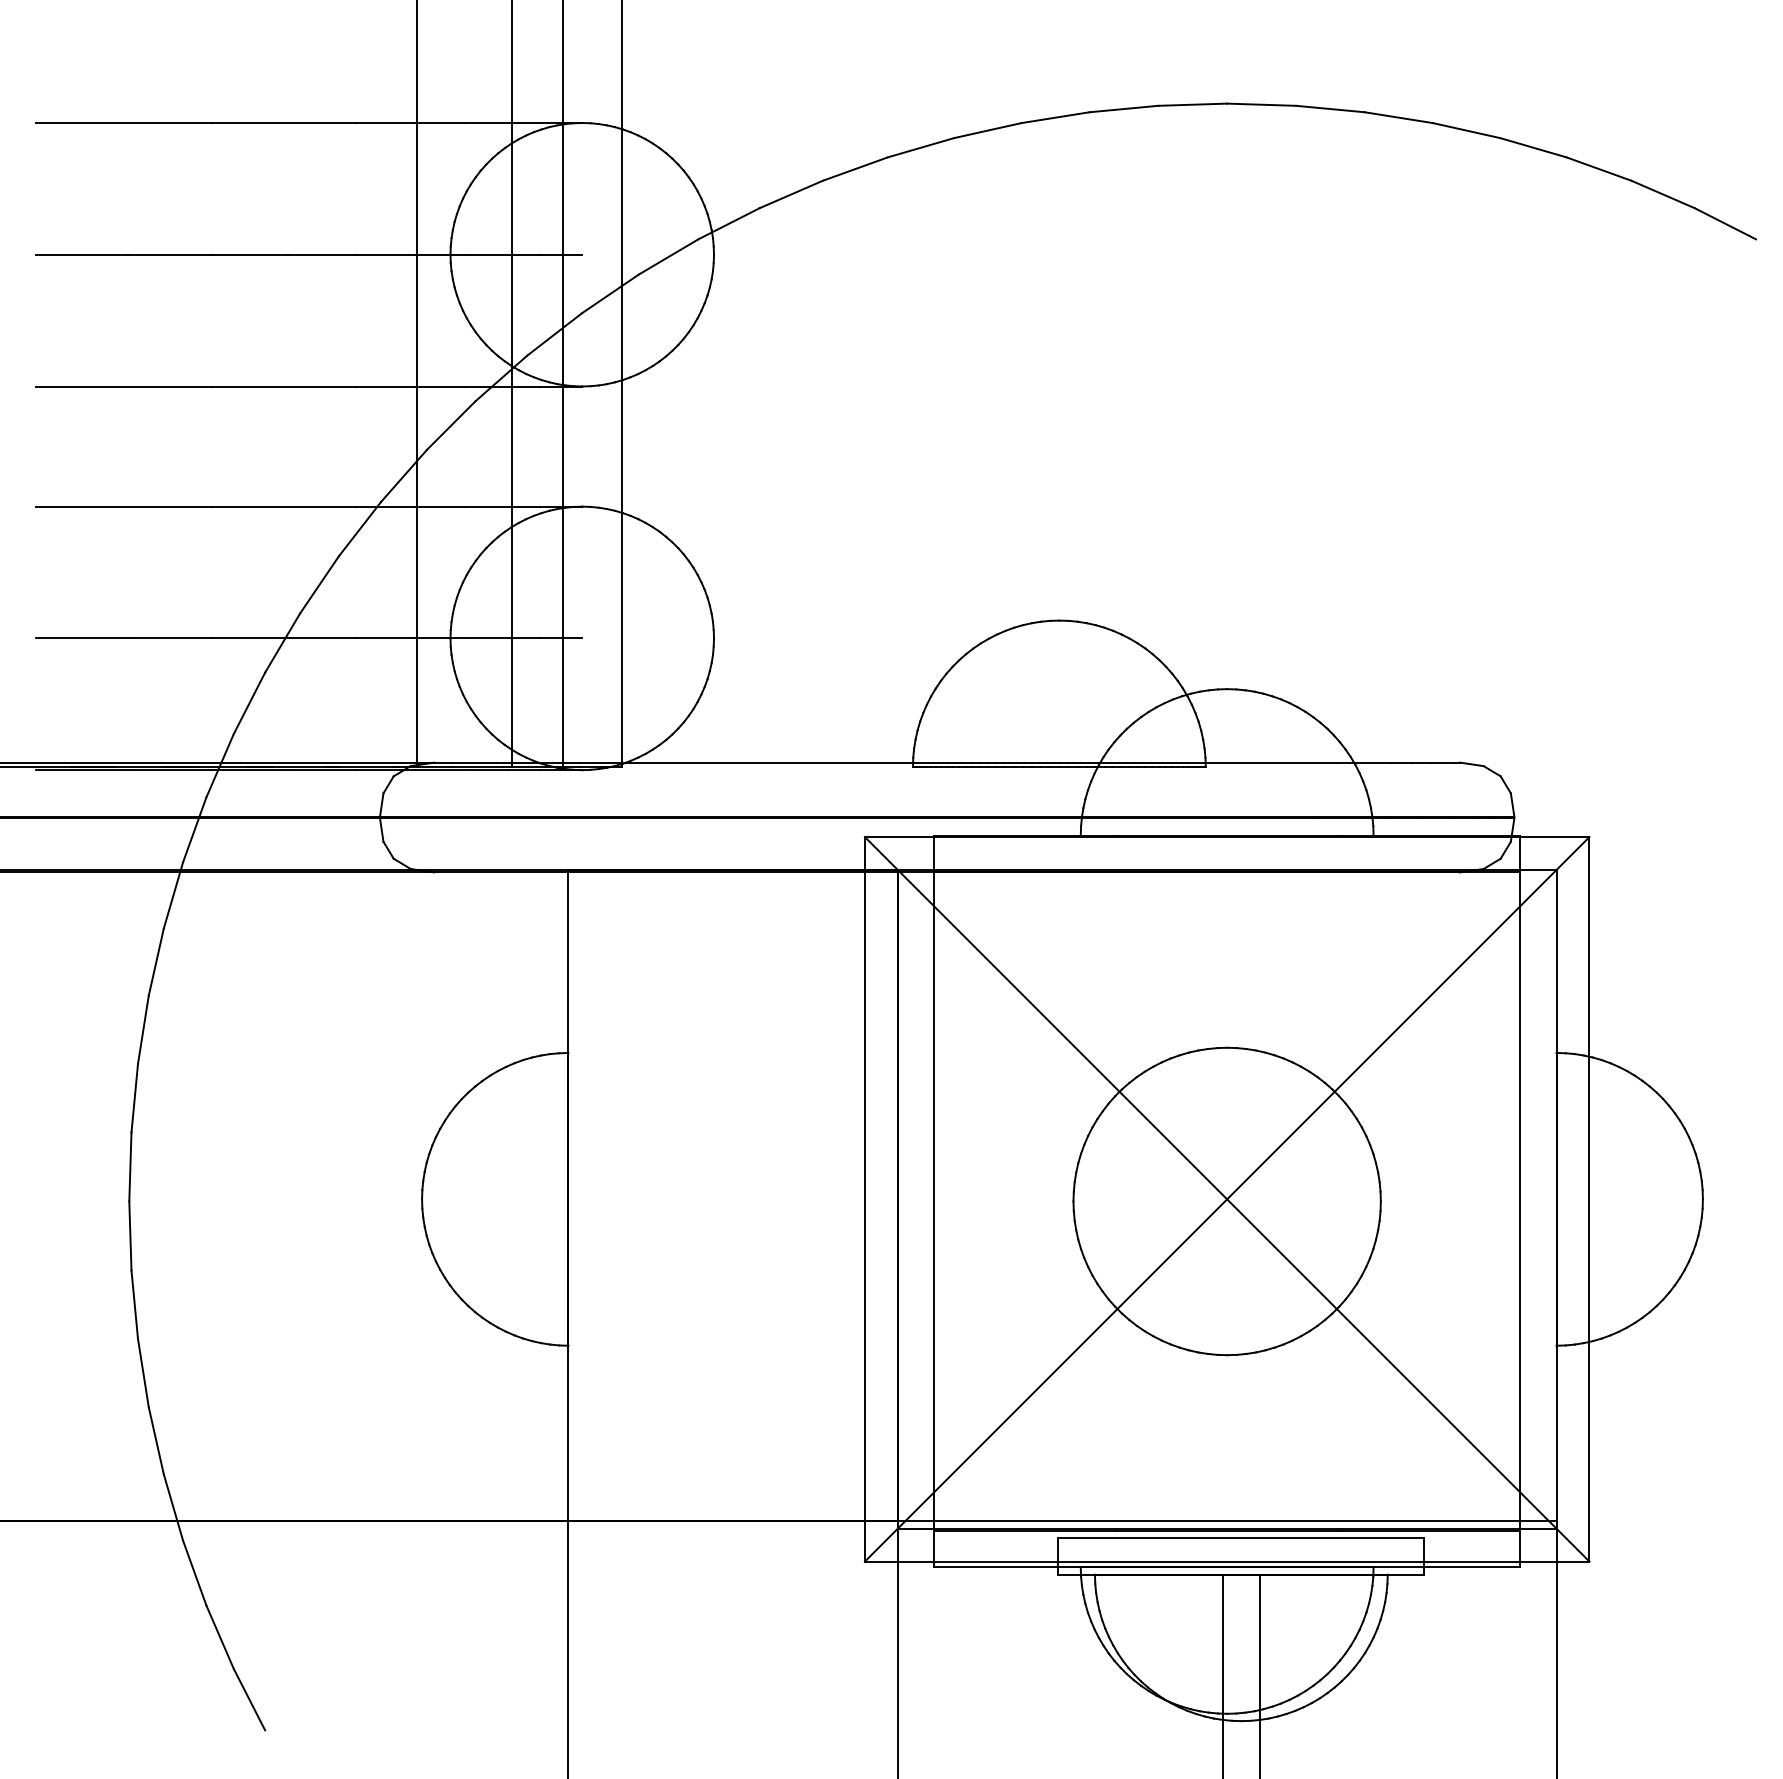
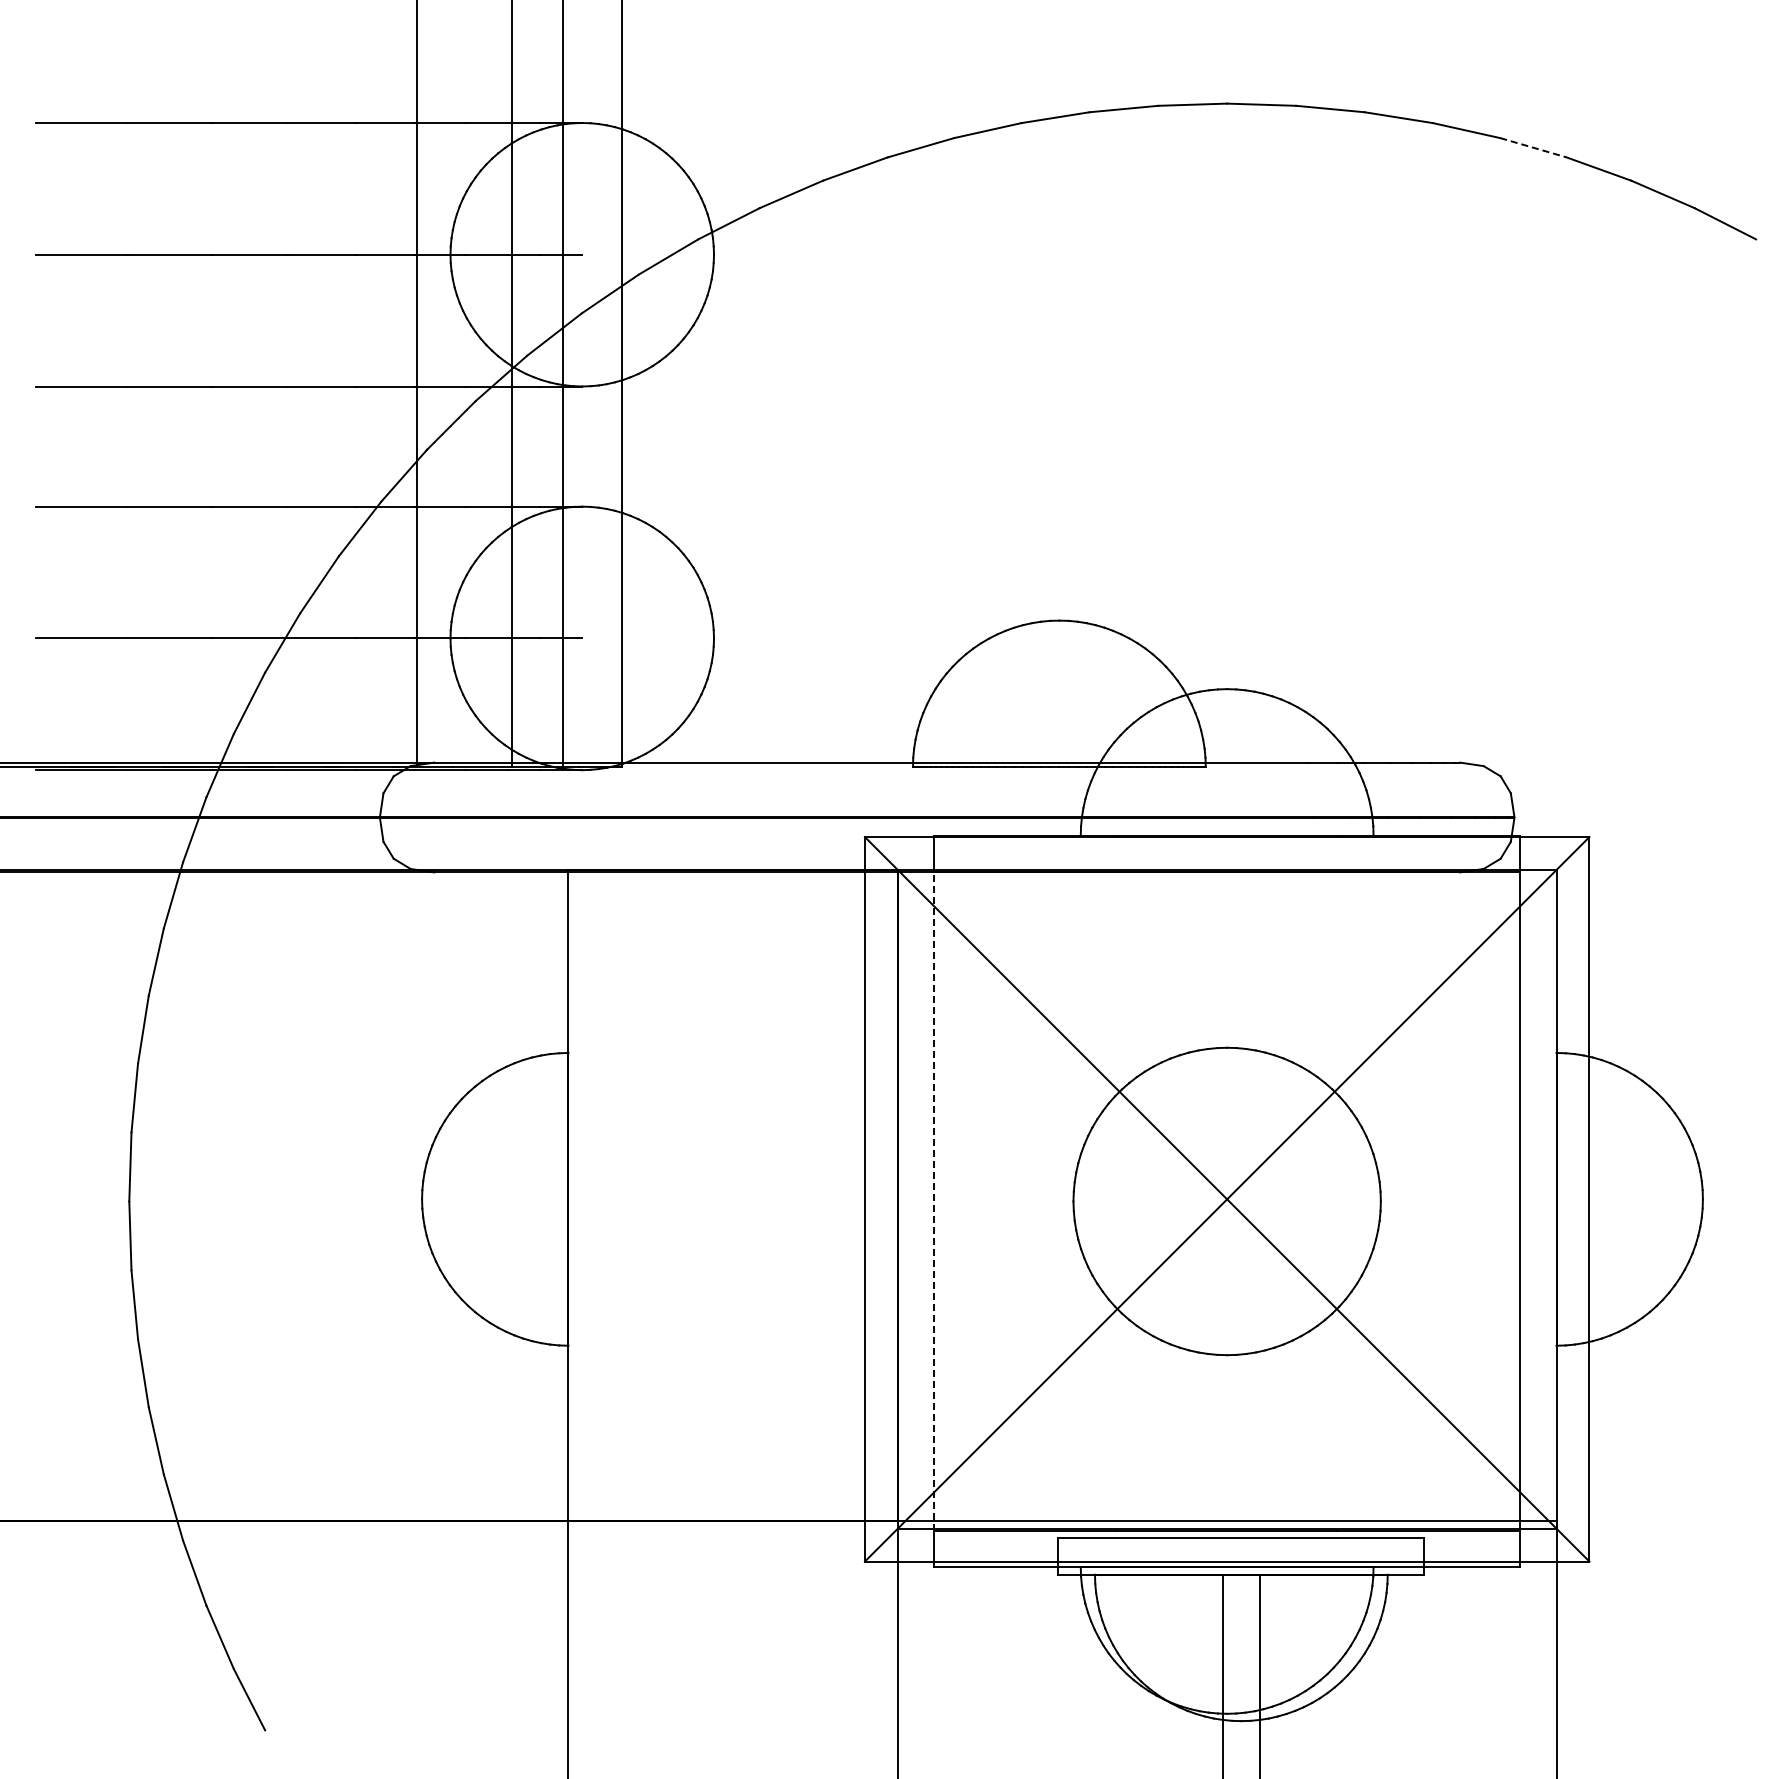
line: solid -> dashed (1533, 147)
line: solid -> dashed (934, 1200)
